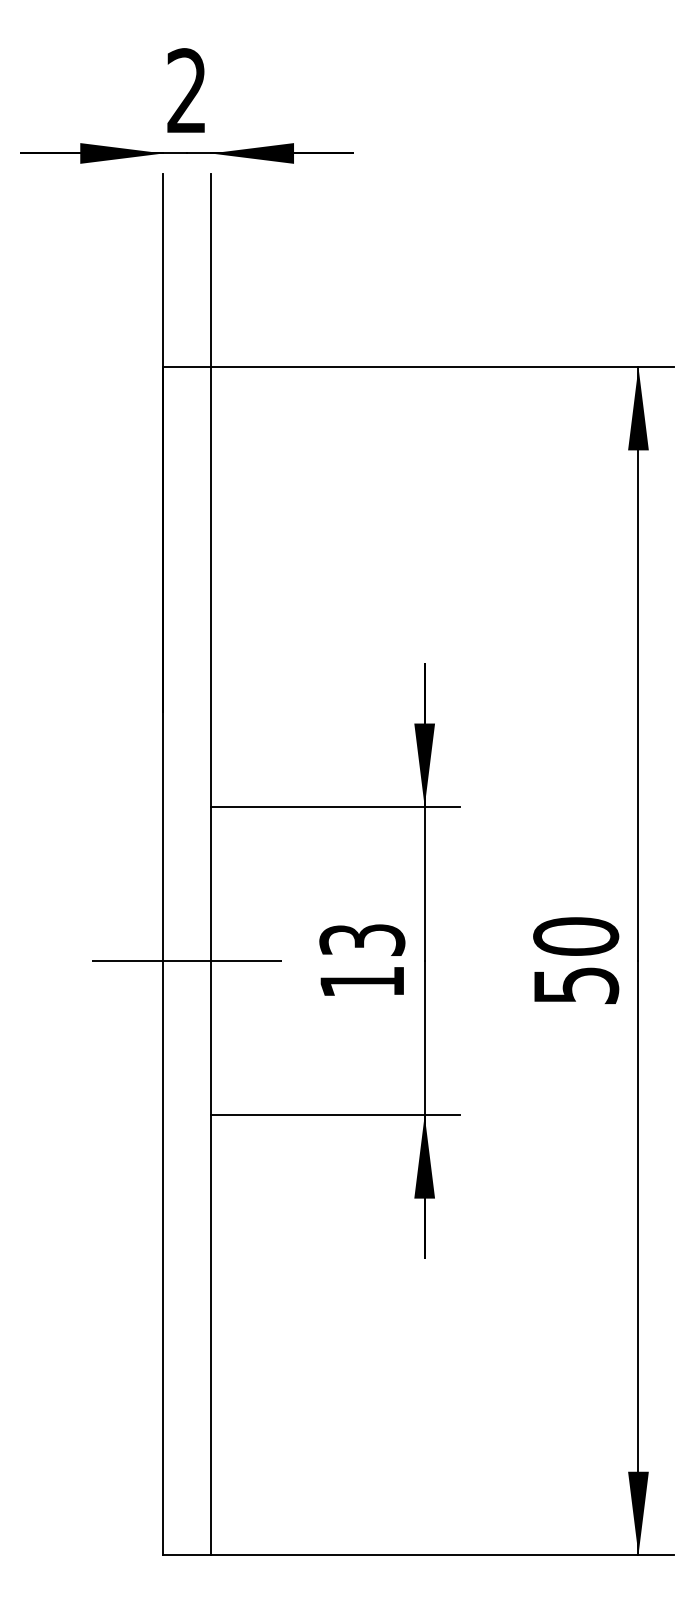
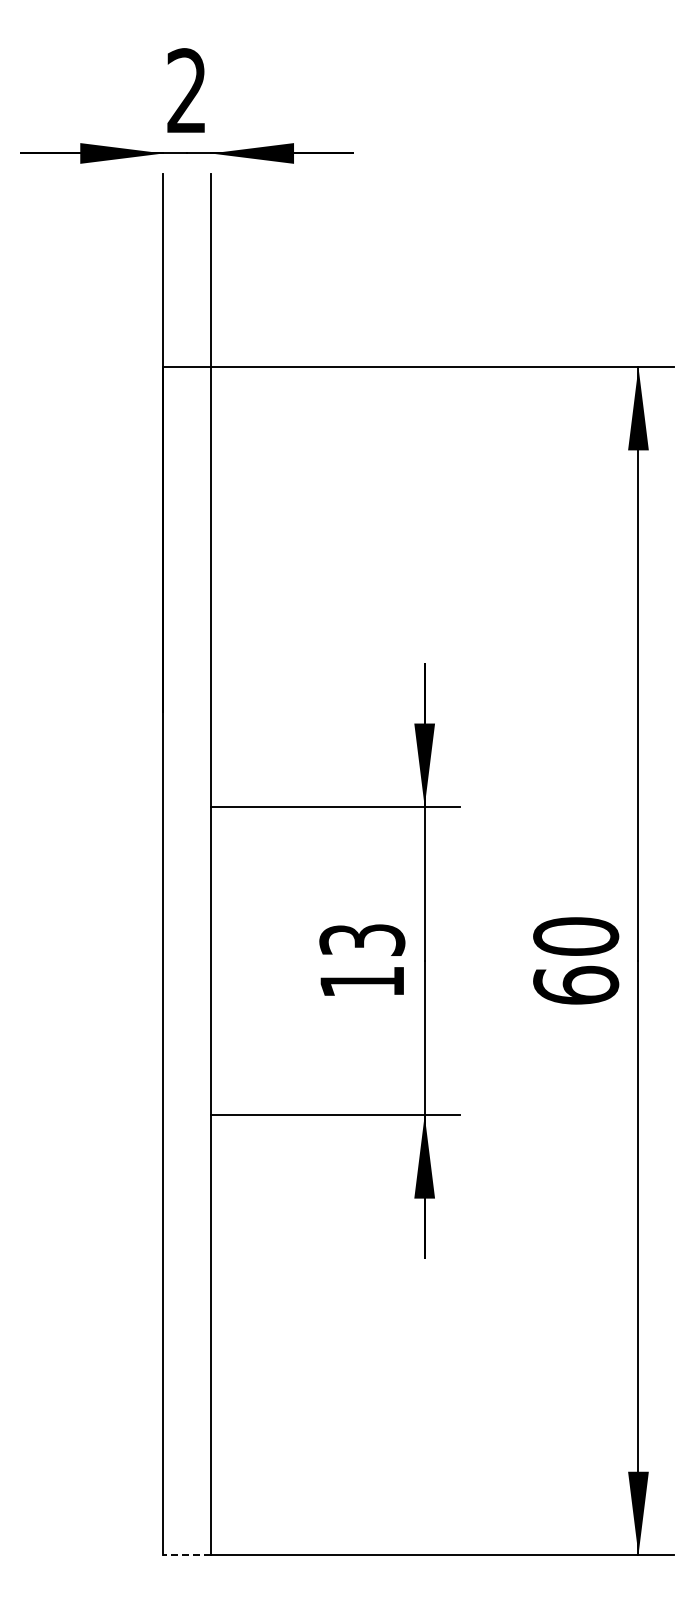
line: present -> none (187, 961)
text: 50 -> 60 (576, 984)
line: solid -> dashed (187, 1554)
